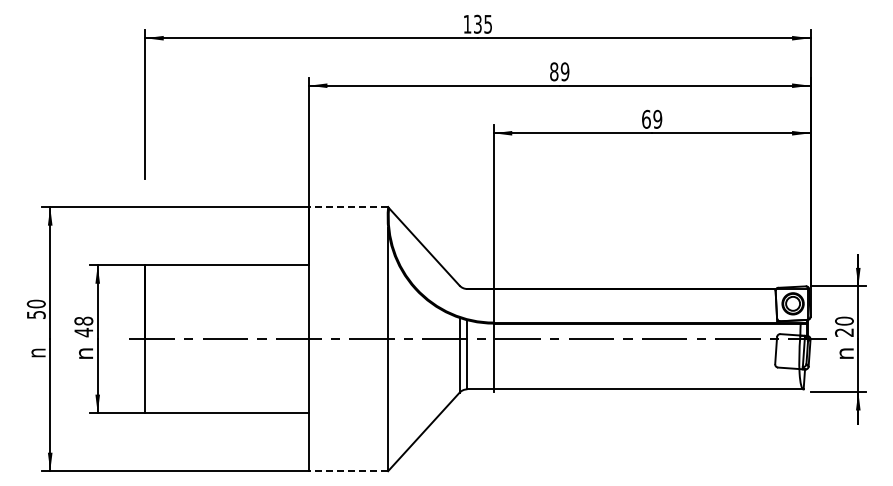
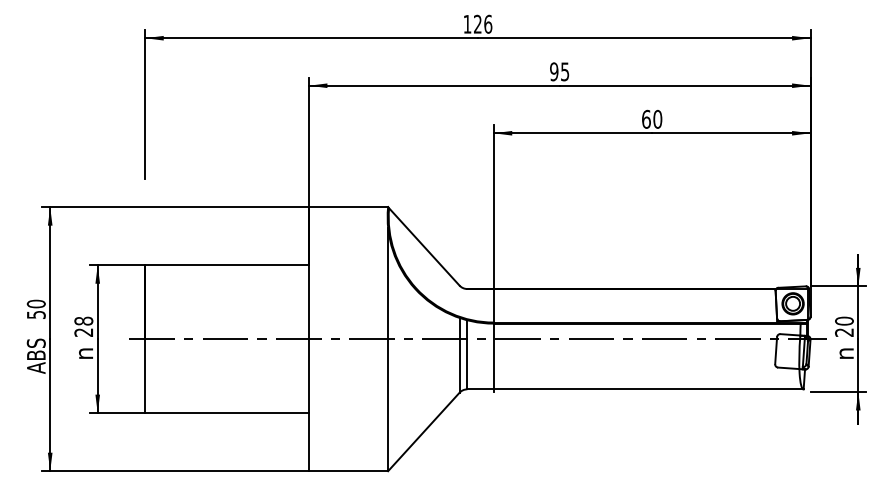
text: 135 -> 126 (483, 23)
text: 89 -> 95 (559, 71)
text: 69 -> 60 (657, 119)
line: dashed -> solid (348, 207)
text: 48 -> 28 (83, 332)
text: n -> ABS (35, 355)
line: dashed -> solid (348, 471)
